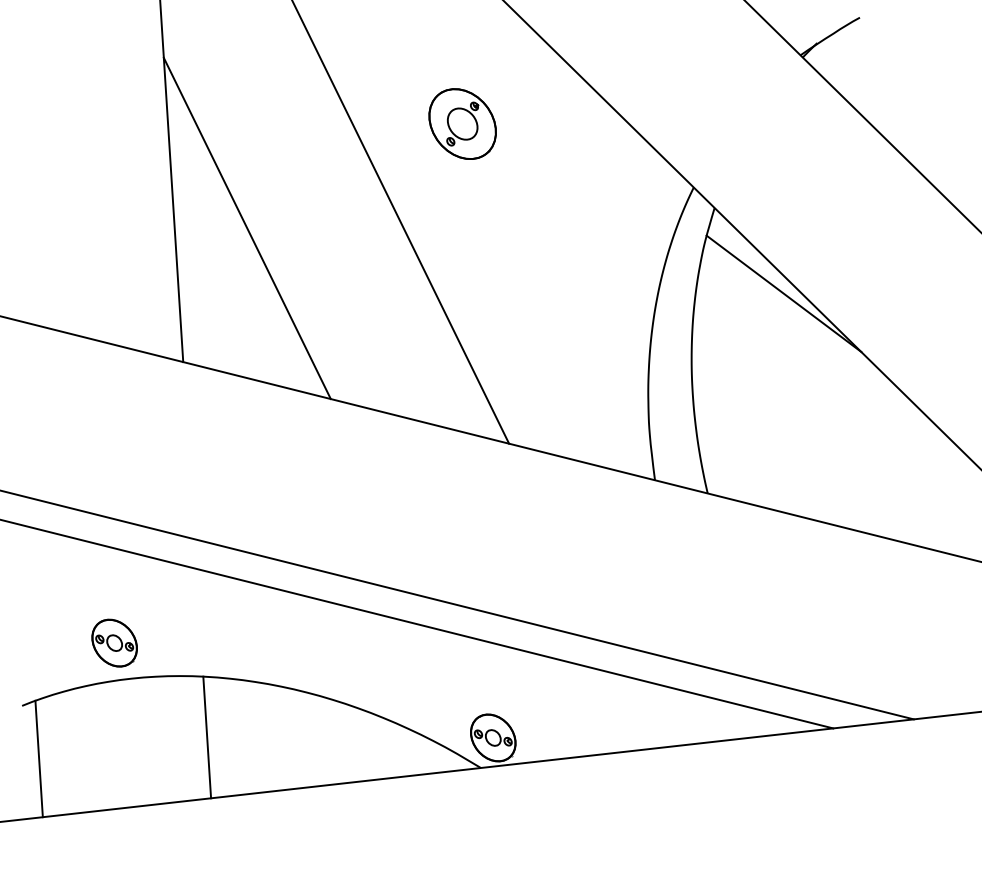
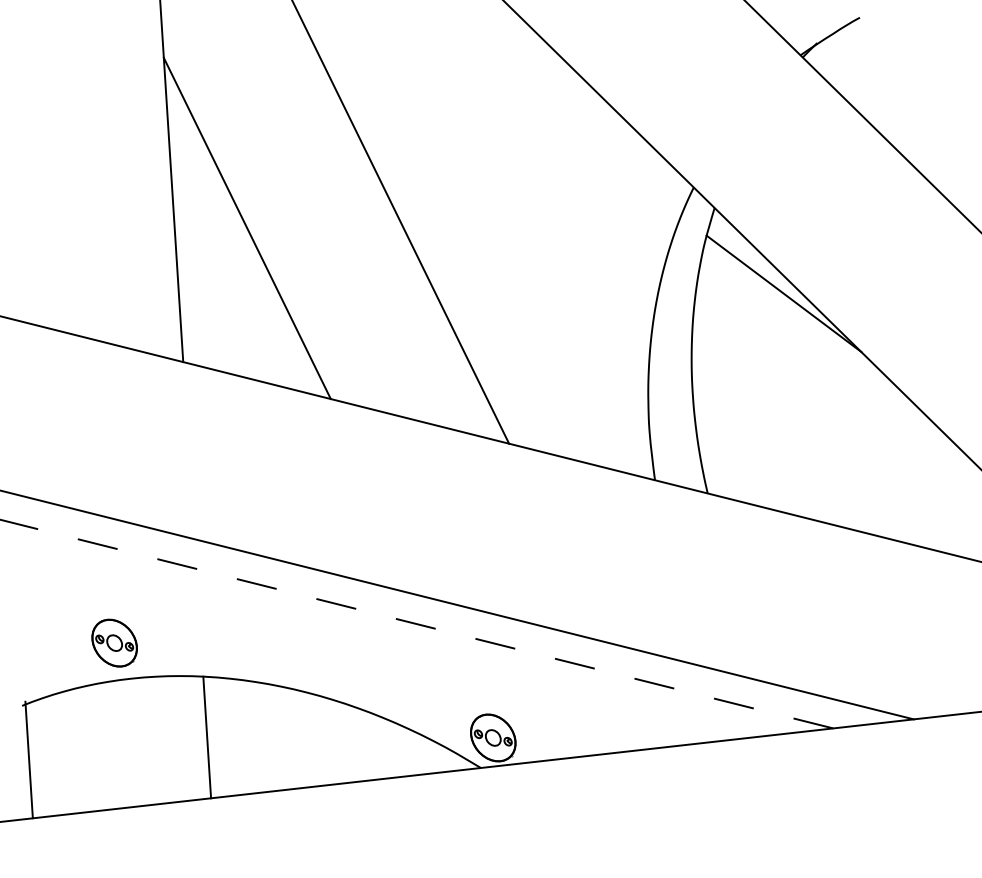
part: present -> none (462, 123)
line: solid -> dashed (416, 623)
line position: (38, 758) -> (28, 759) (28, 759)
